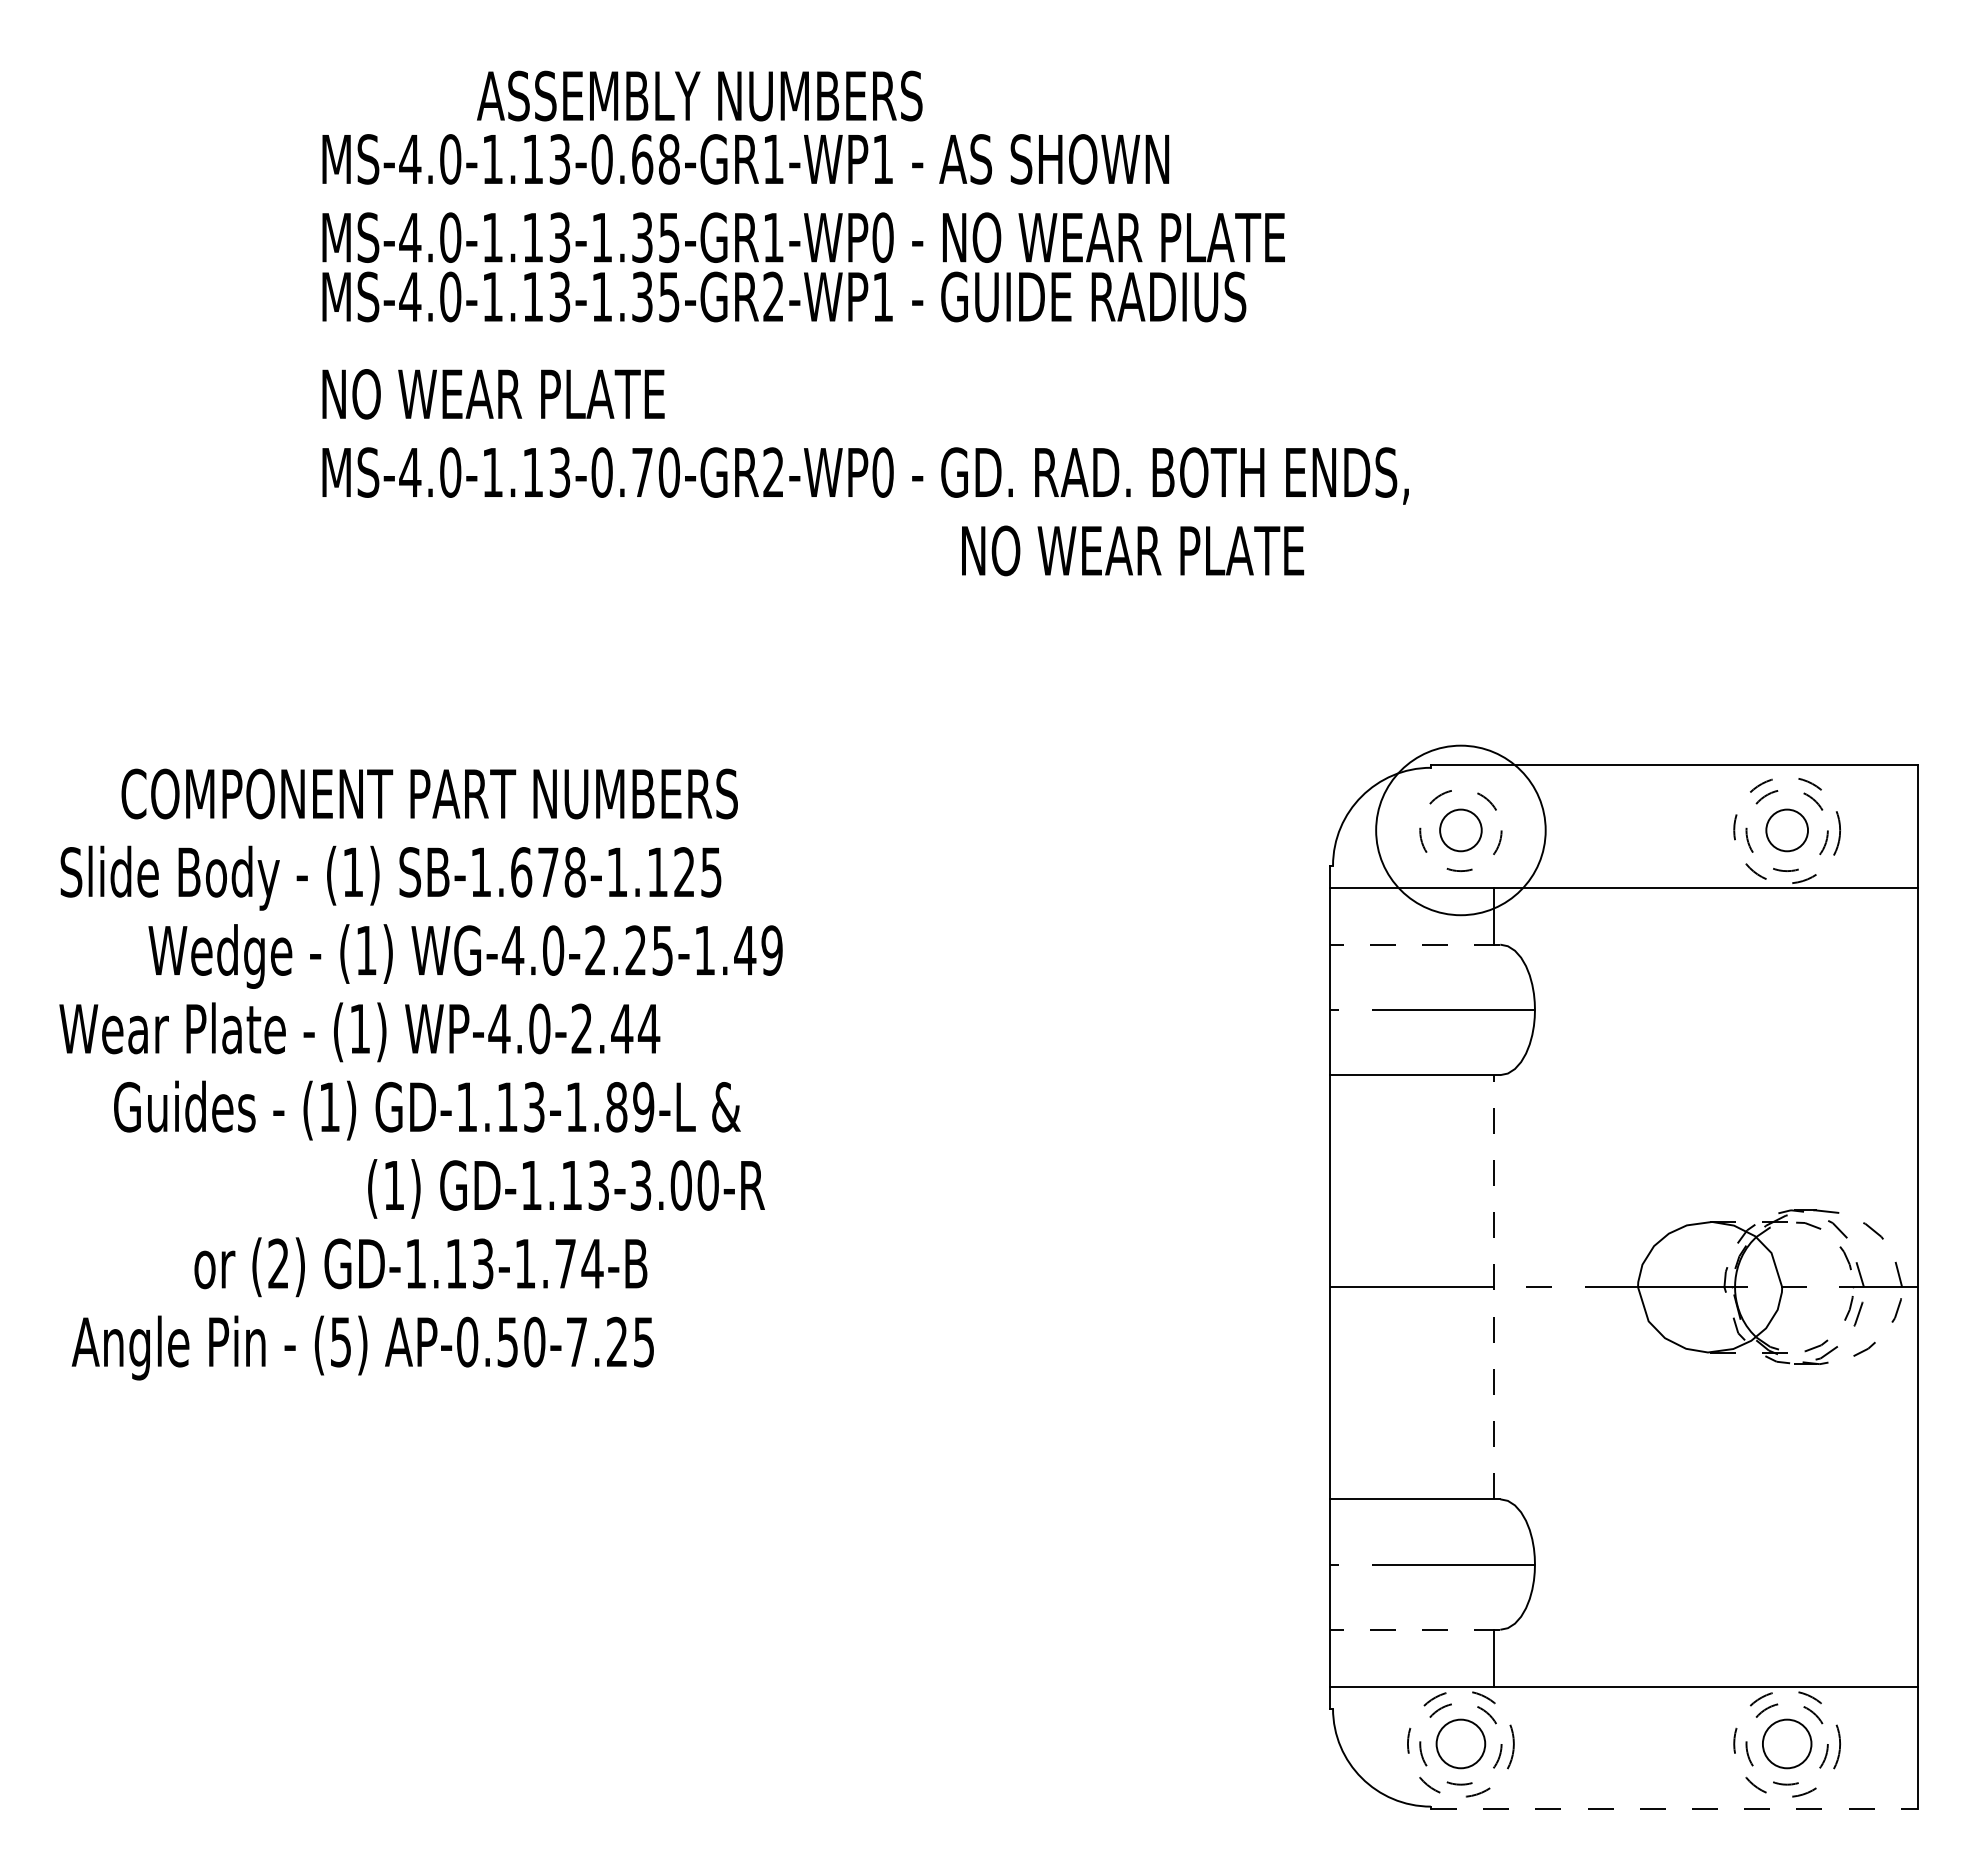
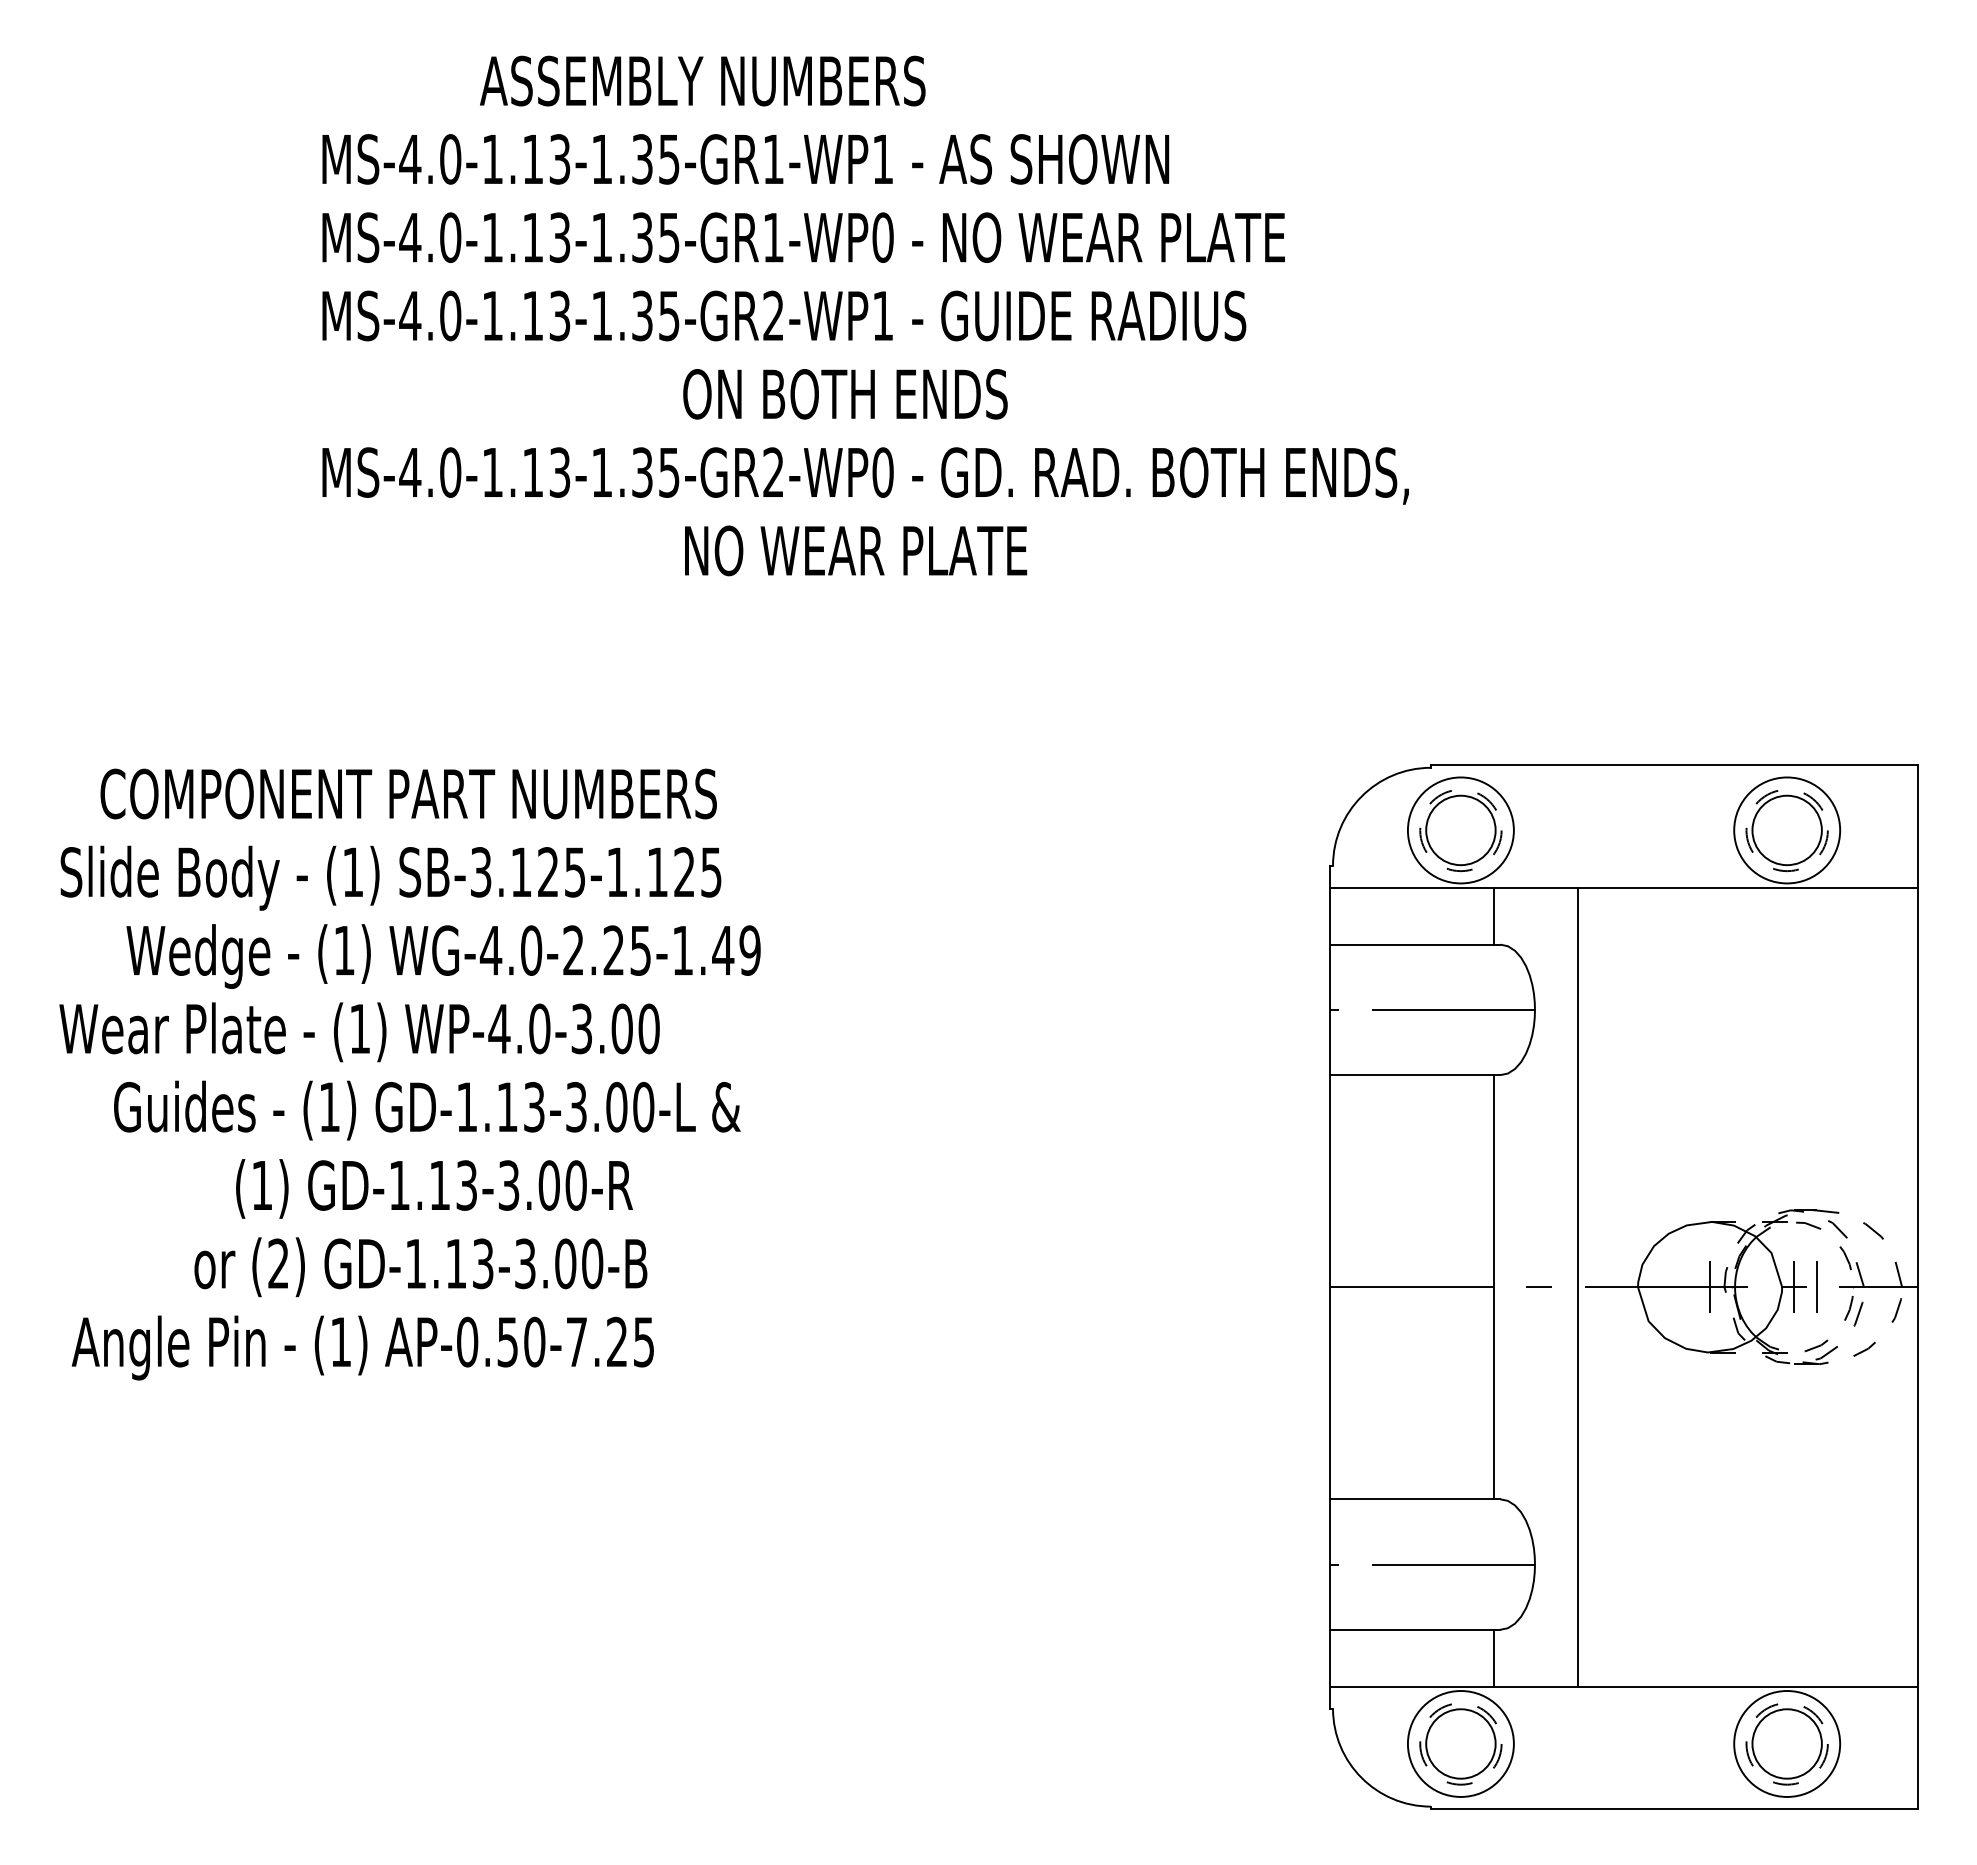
text position: (699, 95) -> (702, 80) (702, 80)
text: MS-4.0-1.13-0.68-GR1-WP1 -> MS-4.0-1.13-1.35-GR1-WP1 (635, 159)
text position: (784, 296) -> (784, 315) (784, 315)
text: NO WEAR PLATE -> ON BOTH ENDS (664, 394)
text: MS-4.0-1.13-0.70-GR2-WP0 -> MS-4.0-1.13-1.35-GR2-WP0 (635, 472)
text position: (1133, 550) -> (856, 550) (856, 550)
text position: (429, 793) -> (408, 793) (408, 793)
circle diameter: 170 px -> 106 px (1460, 830)
circle diameter: 42 px -> 69 px (1460, 830)
circle diameter: 42 px -> 69 px (1786, 830)
circle: dashed -> solid (1787, 830)
text: SB-1.678-1.125 -> SB-3.125-1.125 (528, 872)
line: dashed -> solid (1415, 944)
text position: (465, 956) -> (443, 956) (443, 956)
text: WP-4.0-2.44 -> WP-4.0-3.00 (615, 1028)
text: GD-1.13-1.89-L -> GD-1.13-3.00-L (610, 1107)
text position: (566, 1188) -> (434, 1188) (434, 1188)
text: GD-1.13-1.74-B -> GD-1.13-3.00-B (559, 1263)
line: dashed -> solid (1493, 1286)
line: none -> present (1578, 1286)
line: none -> present (1710, 1287)
line: none -> present (1794, 1287)
line: none -> present (1817, 1287)
text: (5) -> (1) (340, 1342)
line: dashed -> solid (1415, 1629)
circle diameter: 49 px -> 69 px (1460, 1743)
circle: dashed -> solid (1460, 1743)
circle diameter: 49 px -> 69 px (1786, 1743)
circle: dashed -> solid (1787, 1743)
line: dashed -> solid (1674, 1809)
